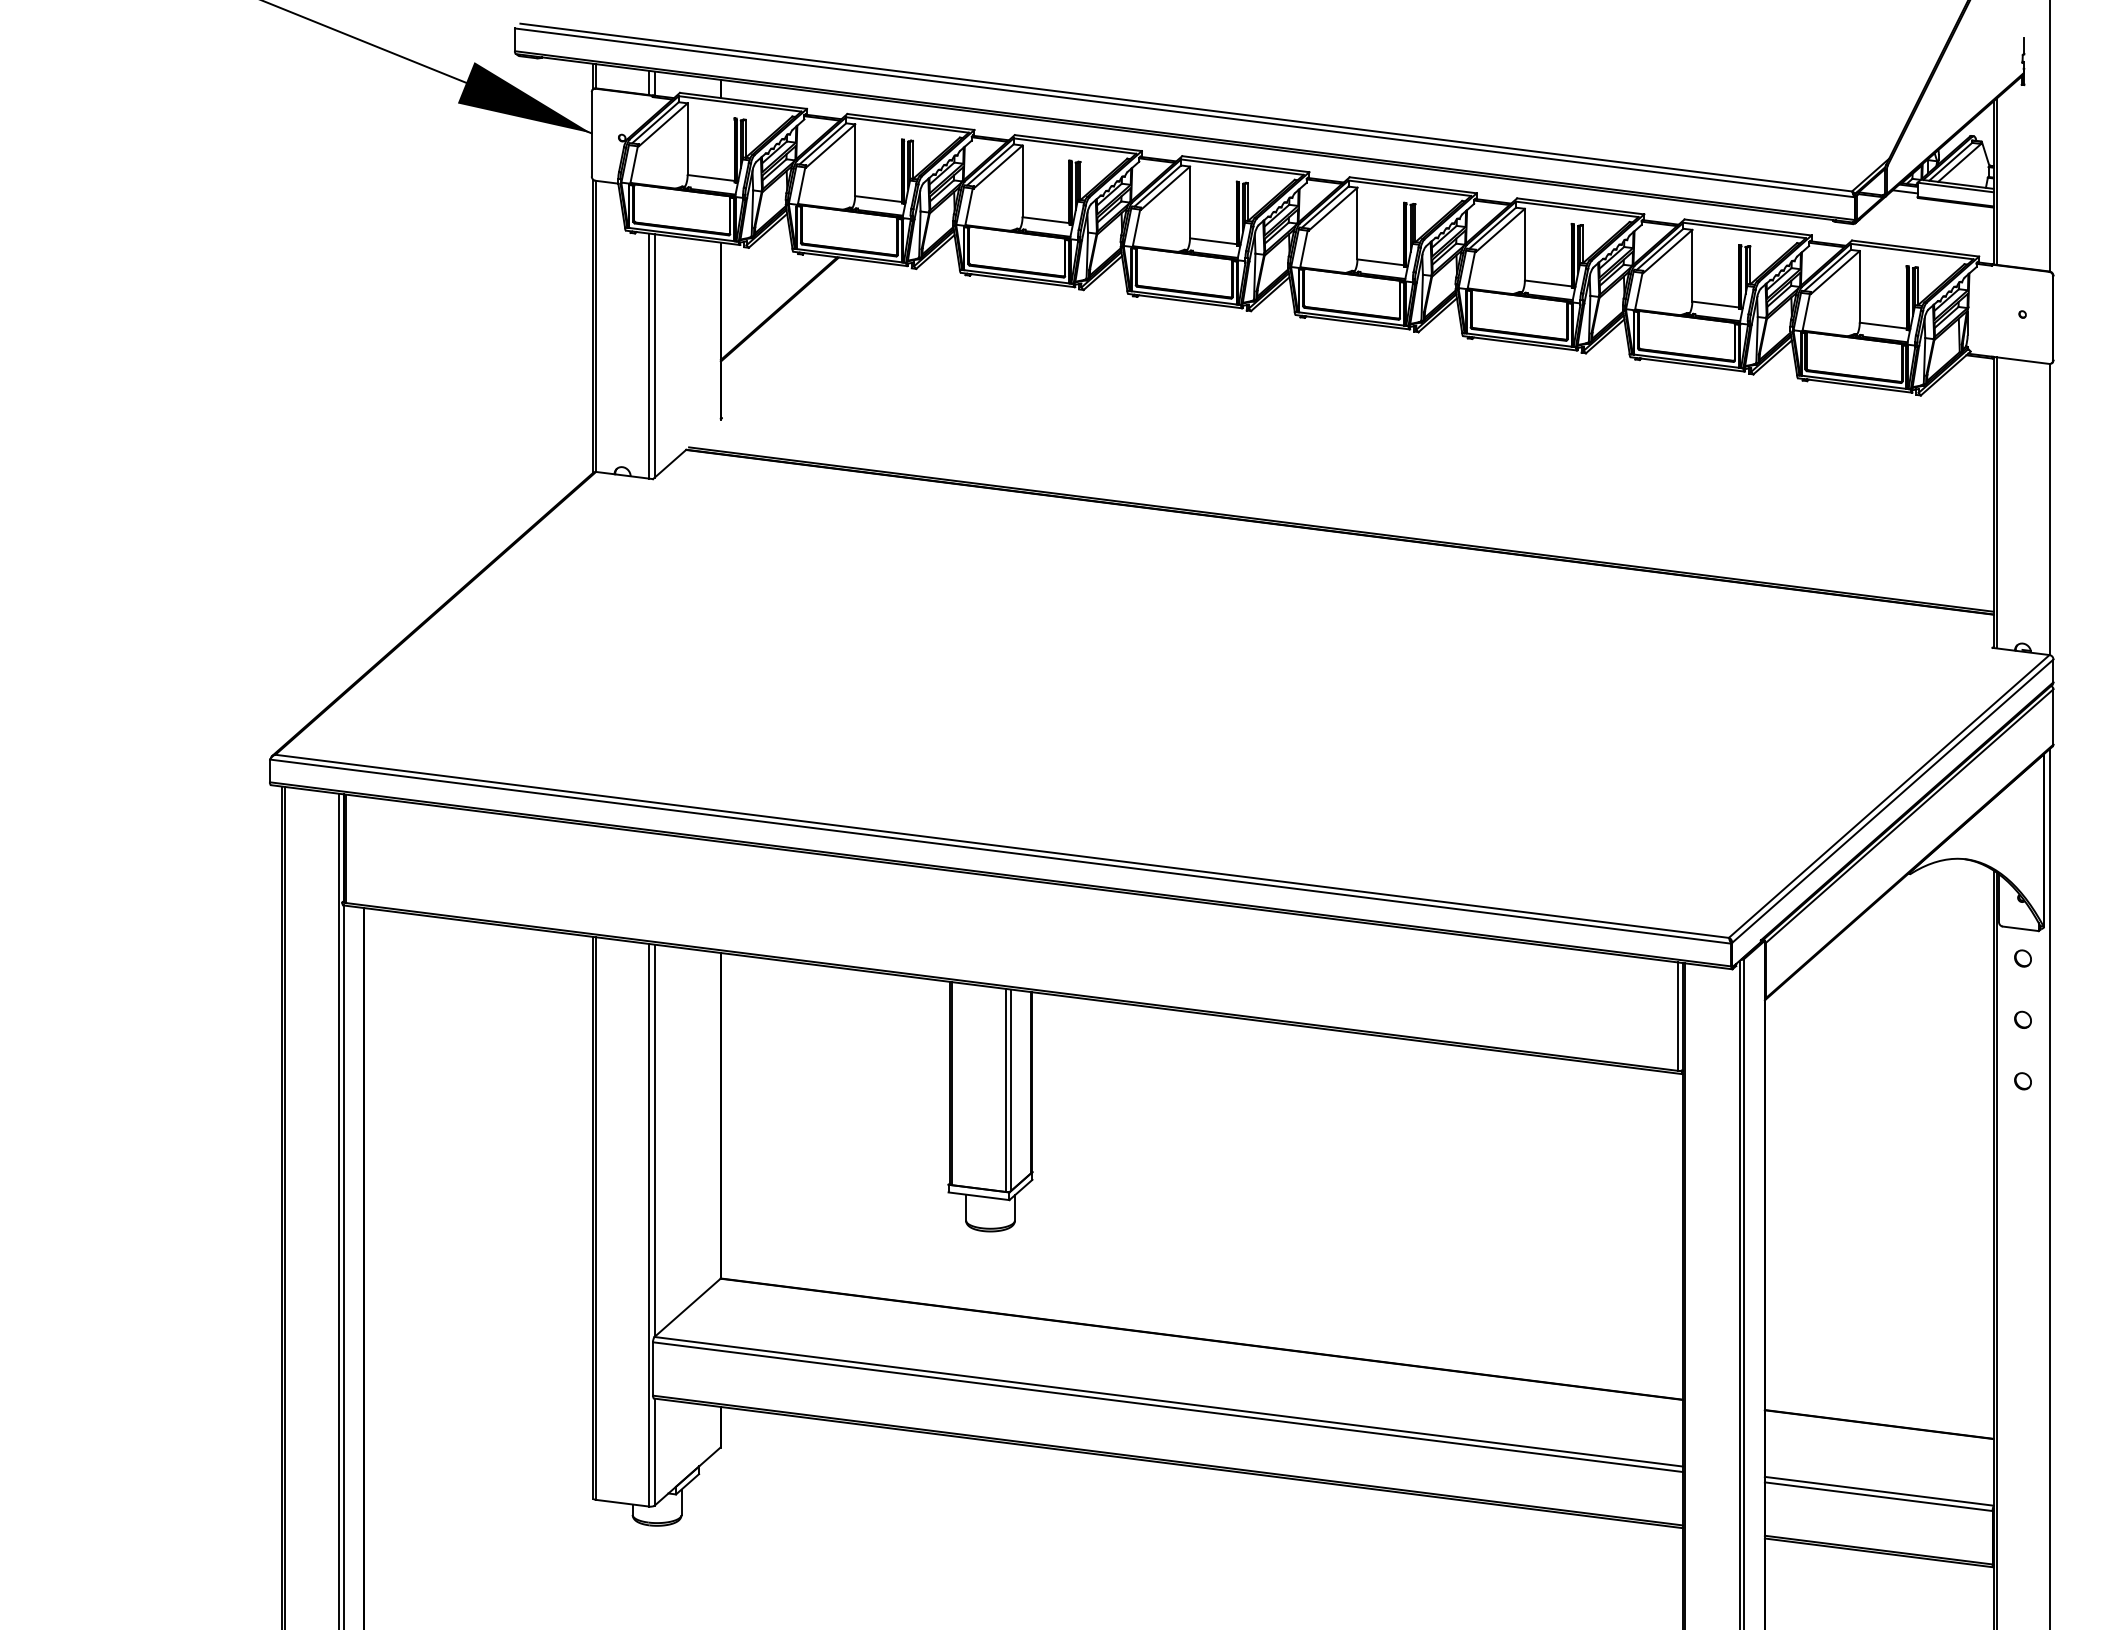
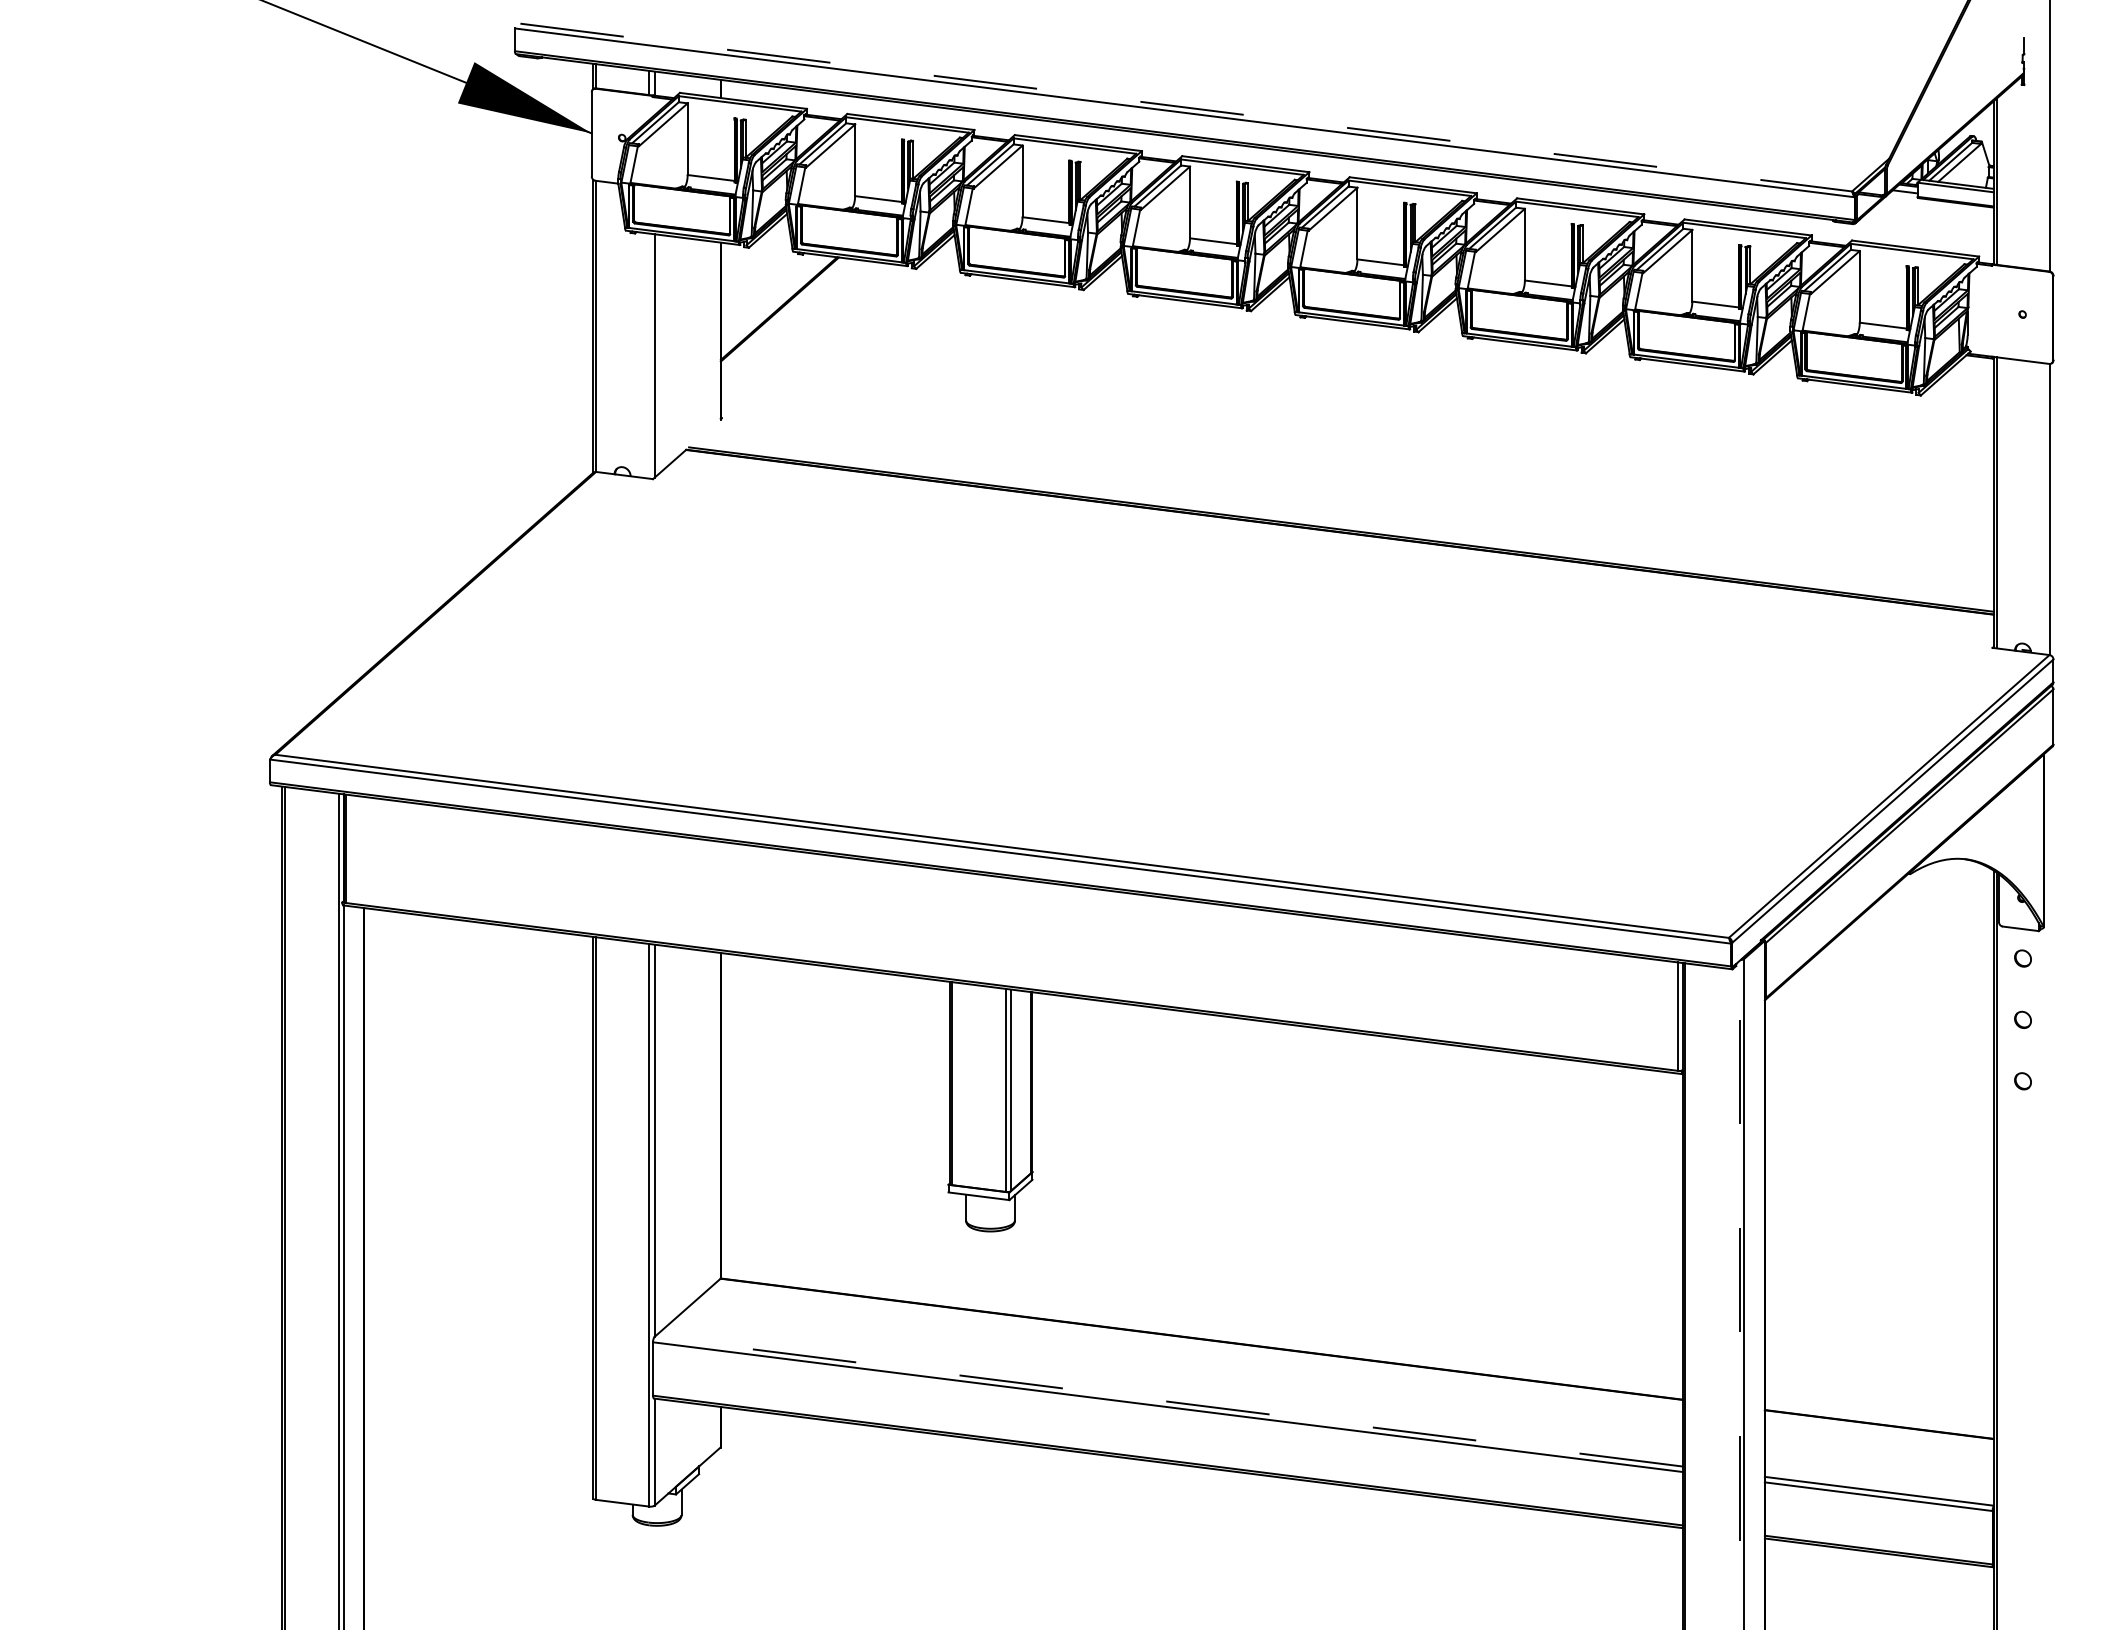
line: solid -> dashed (1186, 107)
line: present -> none (649, 355)
line: present -> none (2049, 1187)
line: solid -> dashed (1739, 1294)
line: solid -> dashed (1168, 1401)
